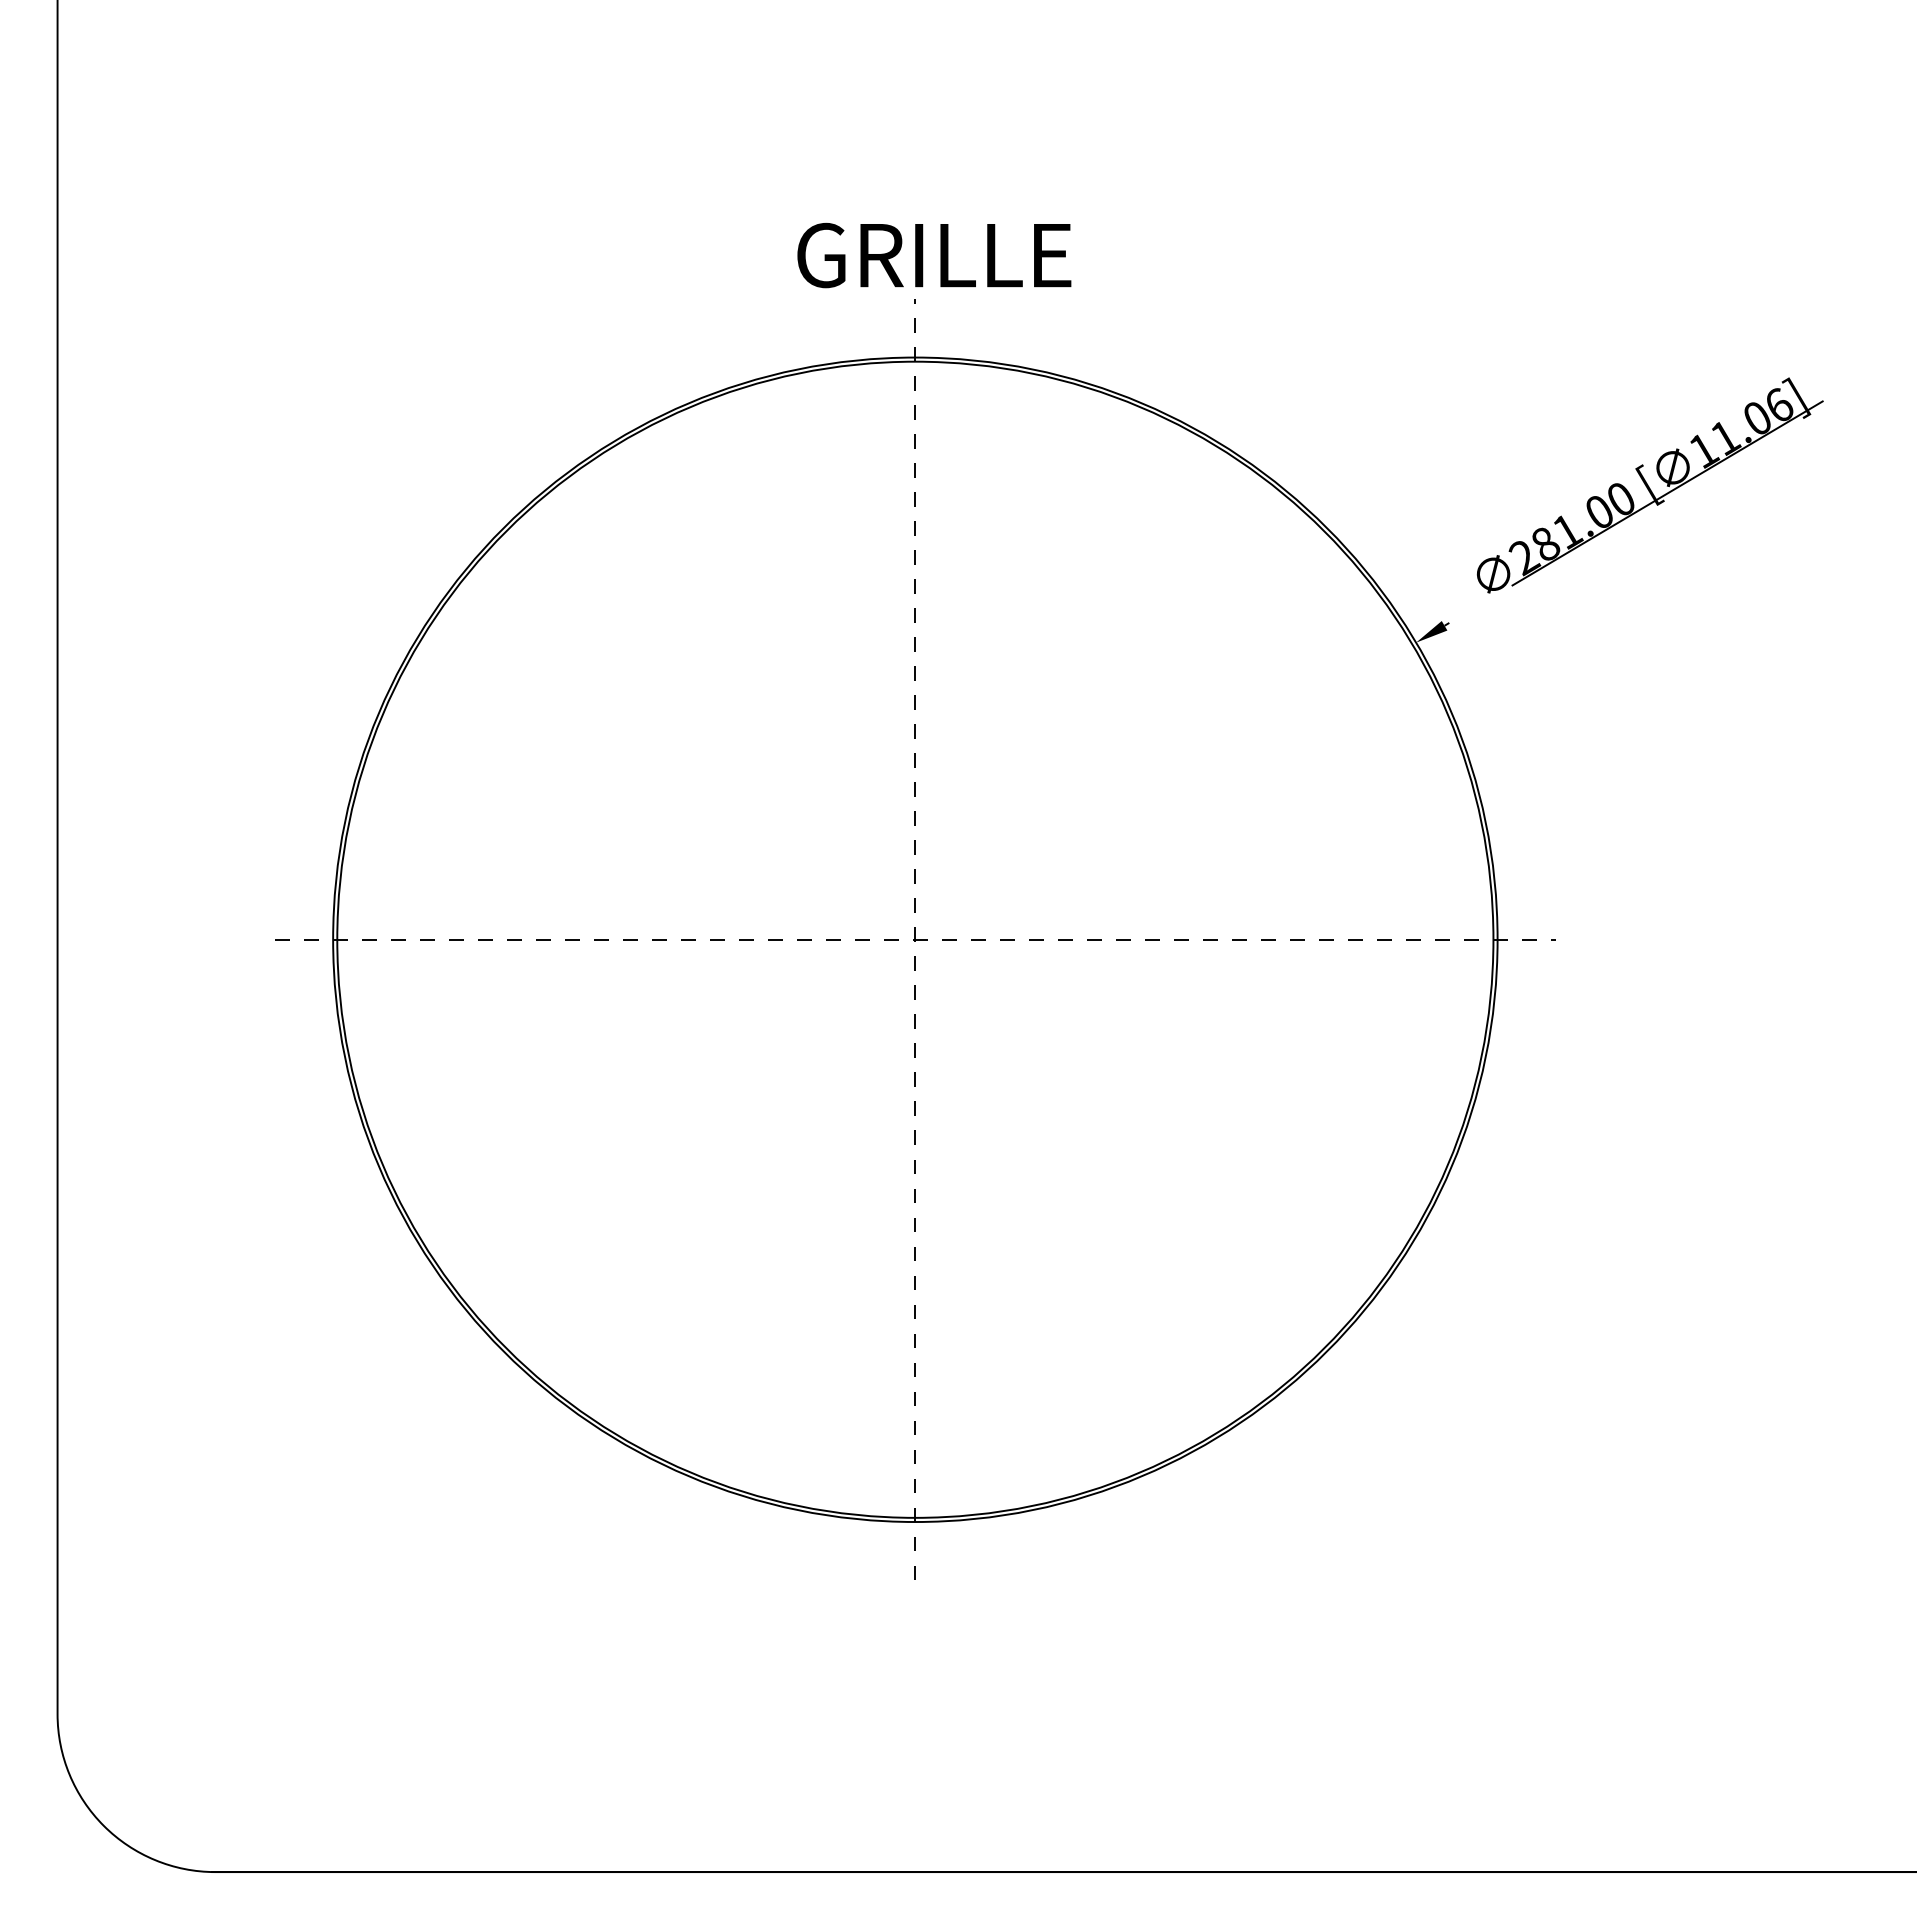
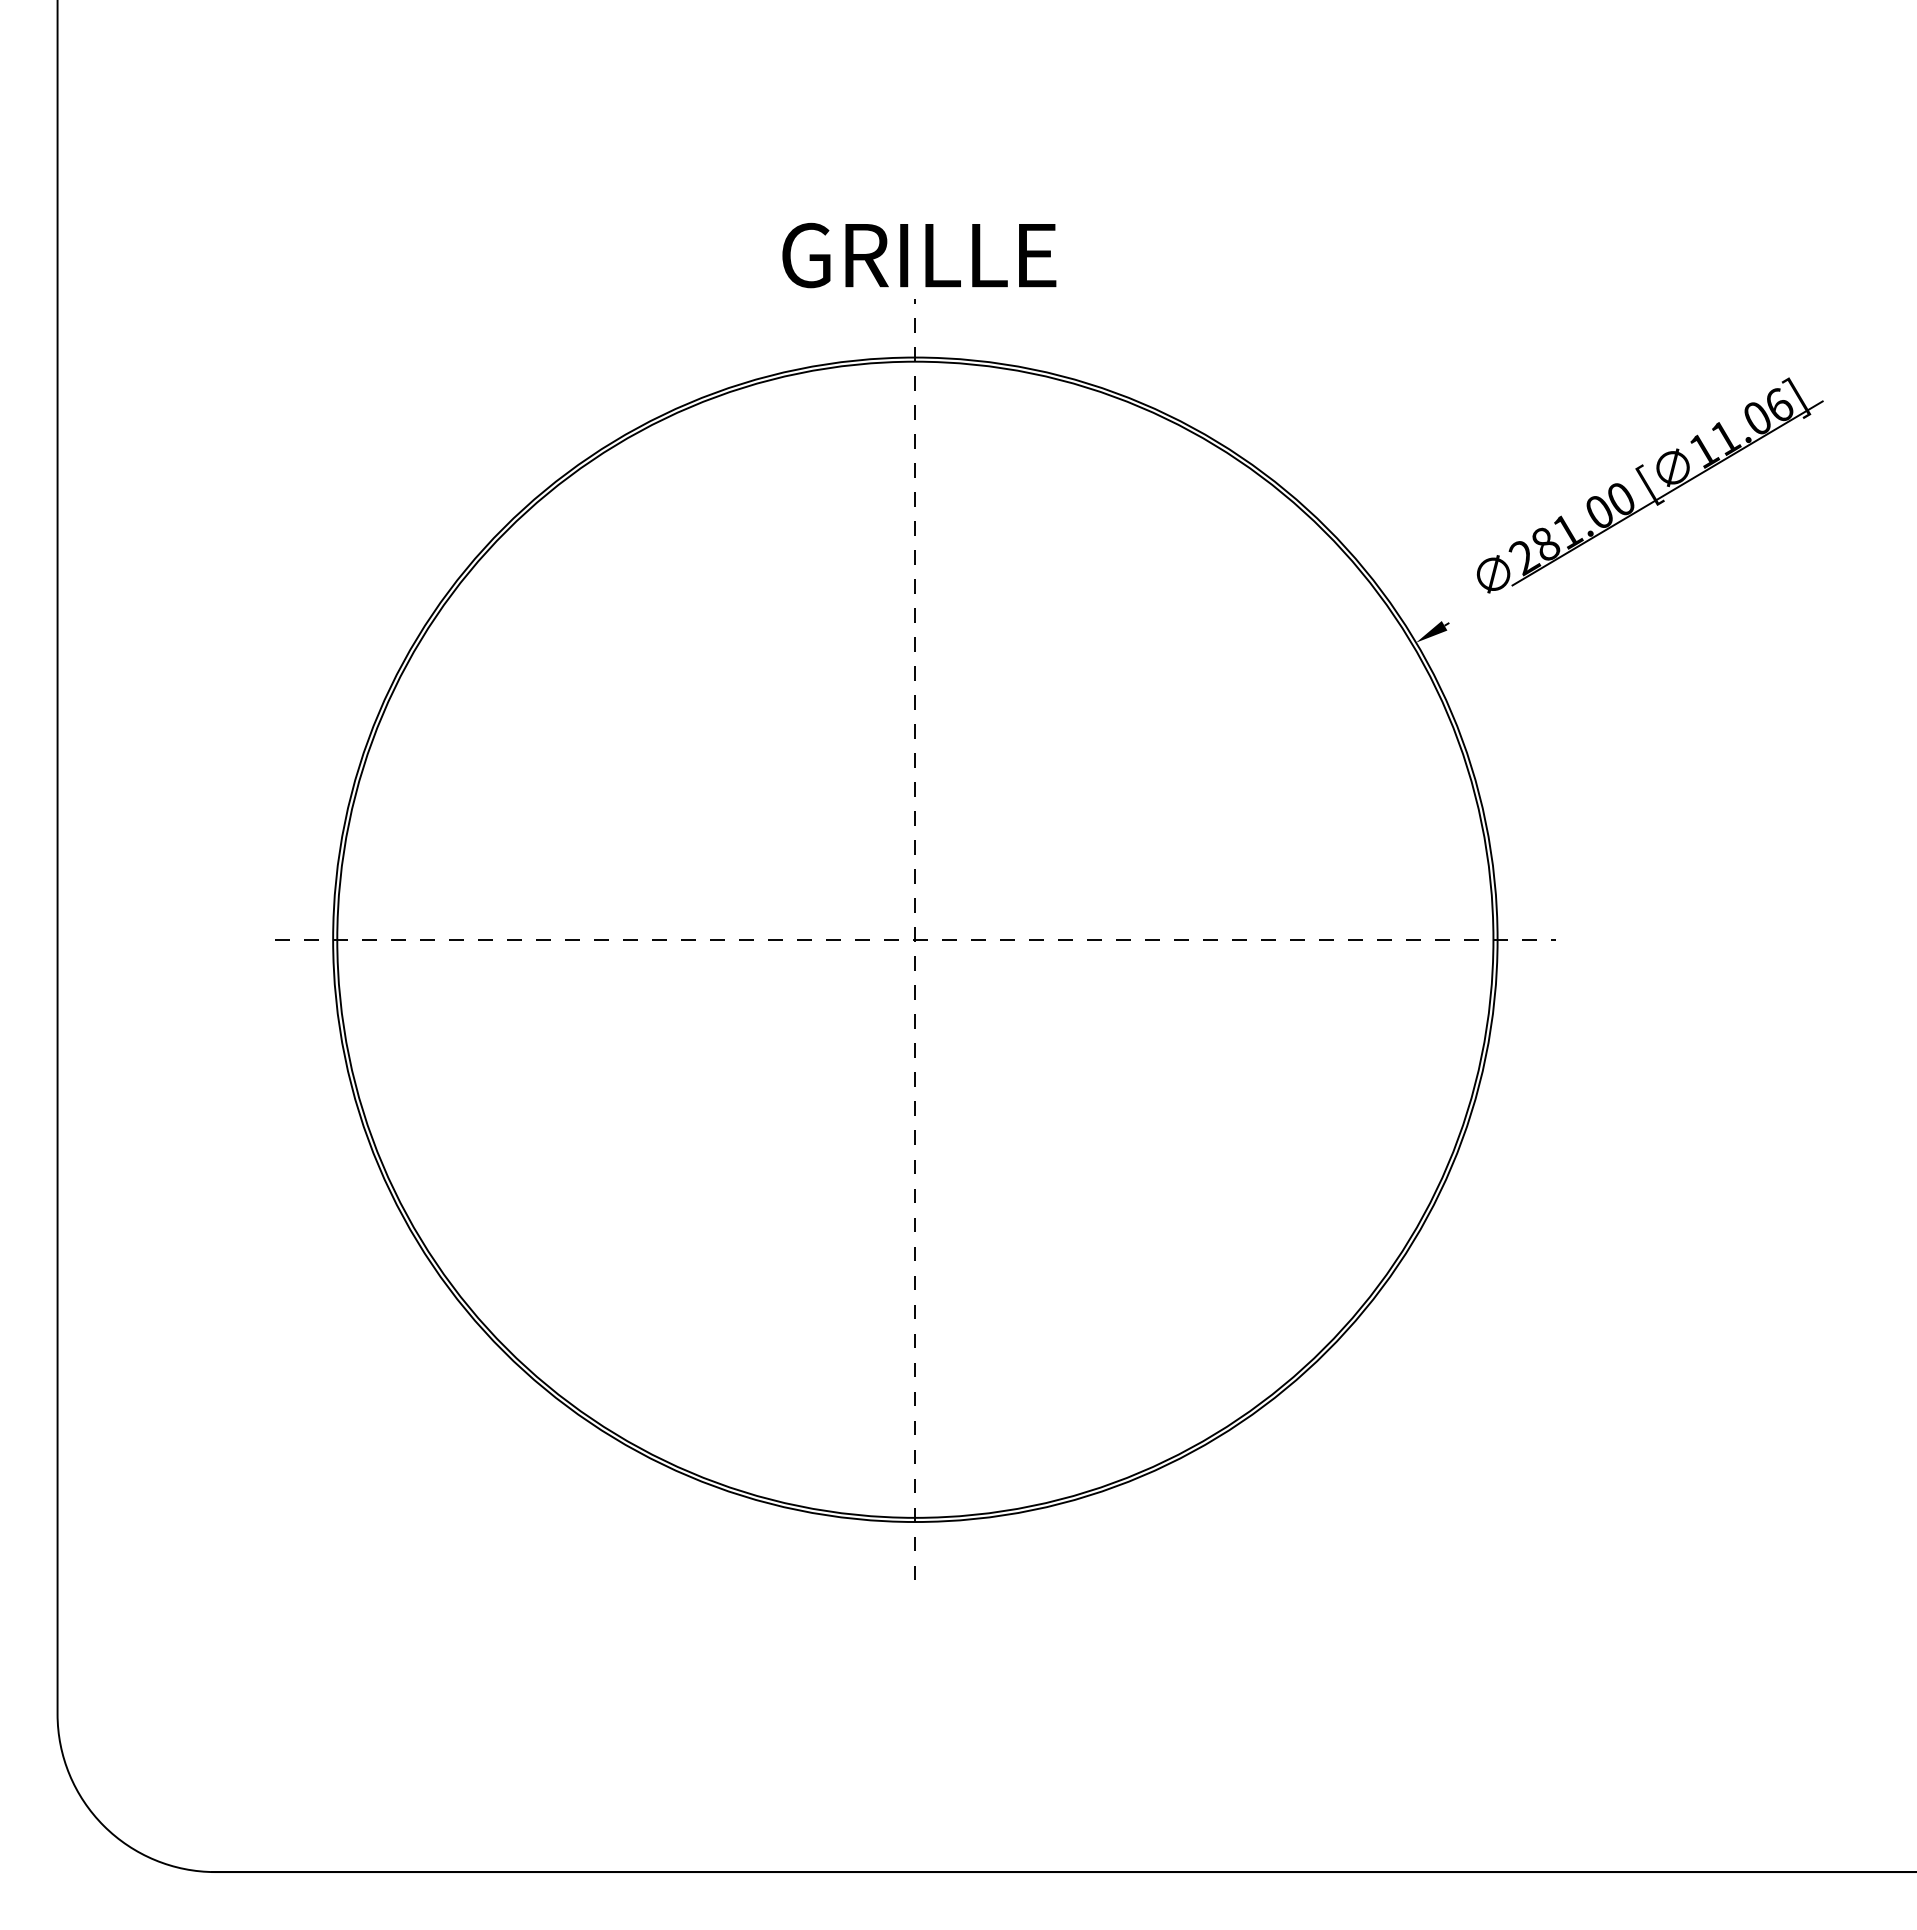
text position: (934, 255) -> (919, 255) (919, 255)
